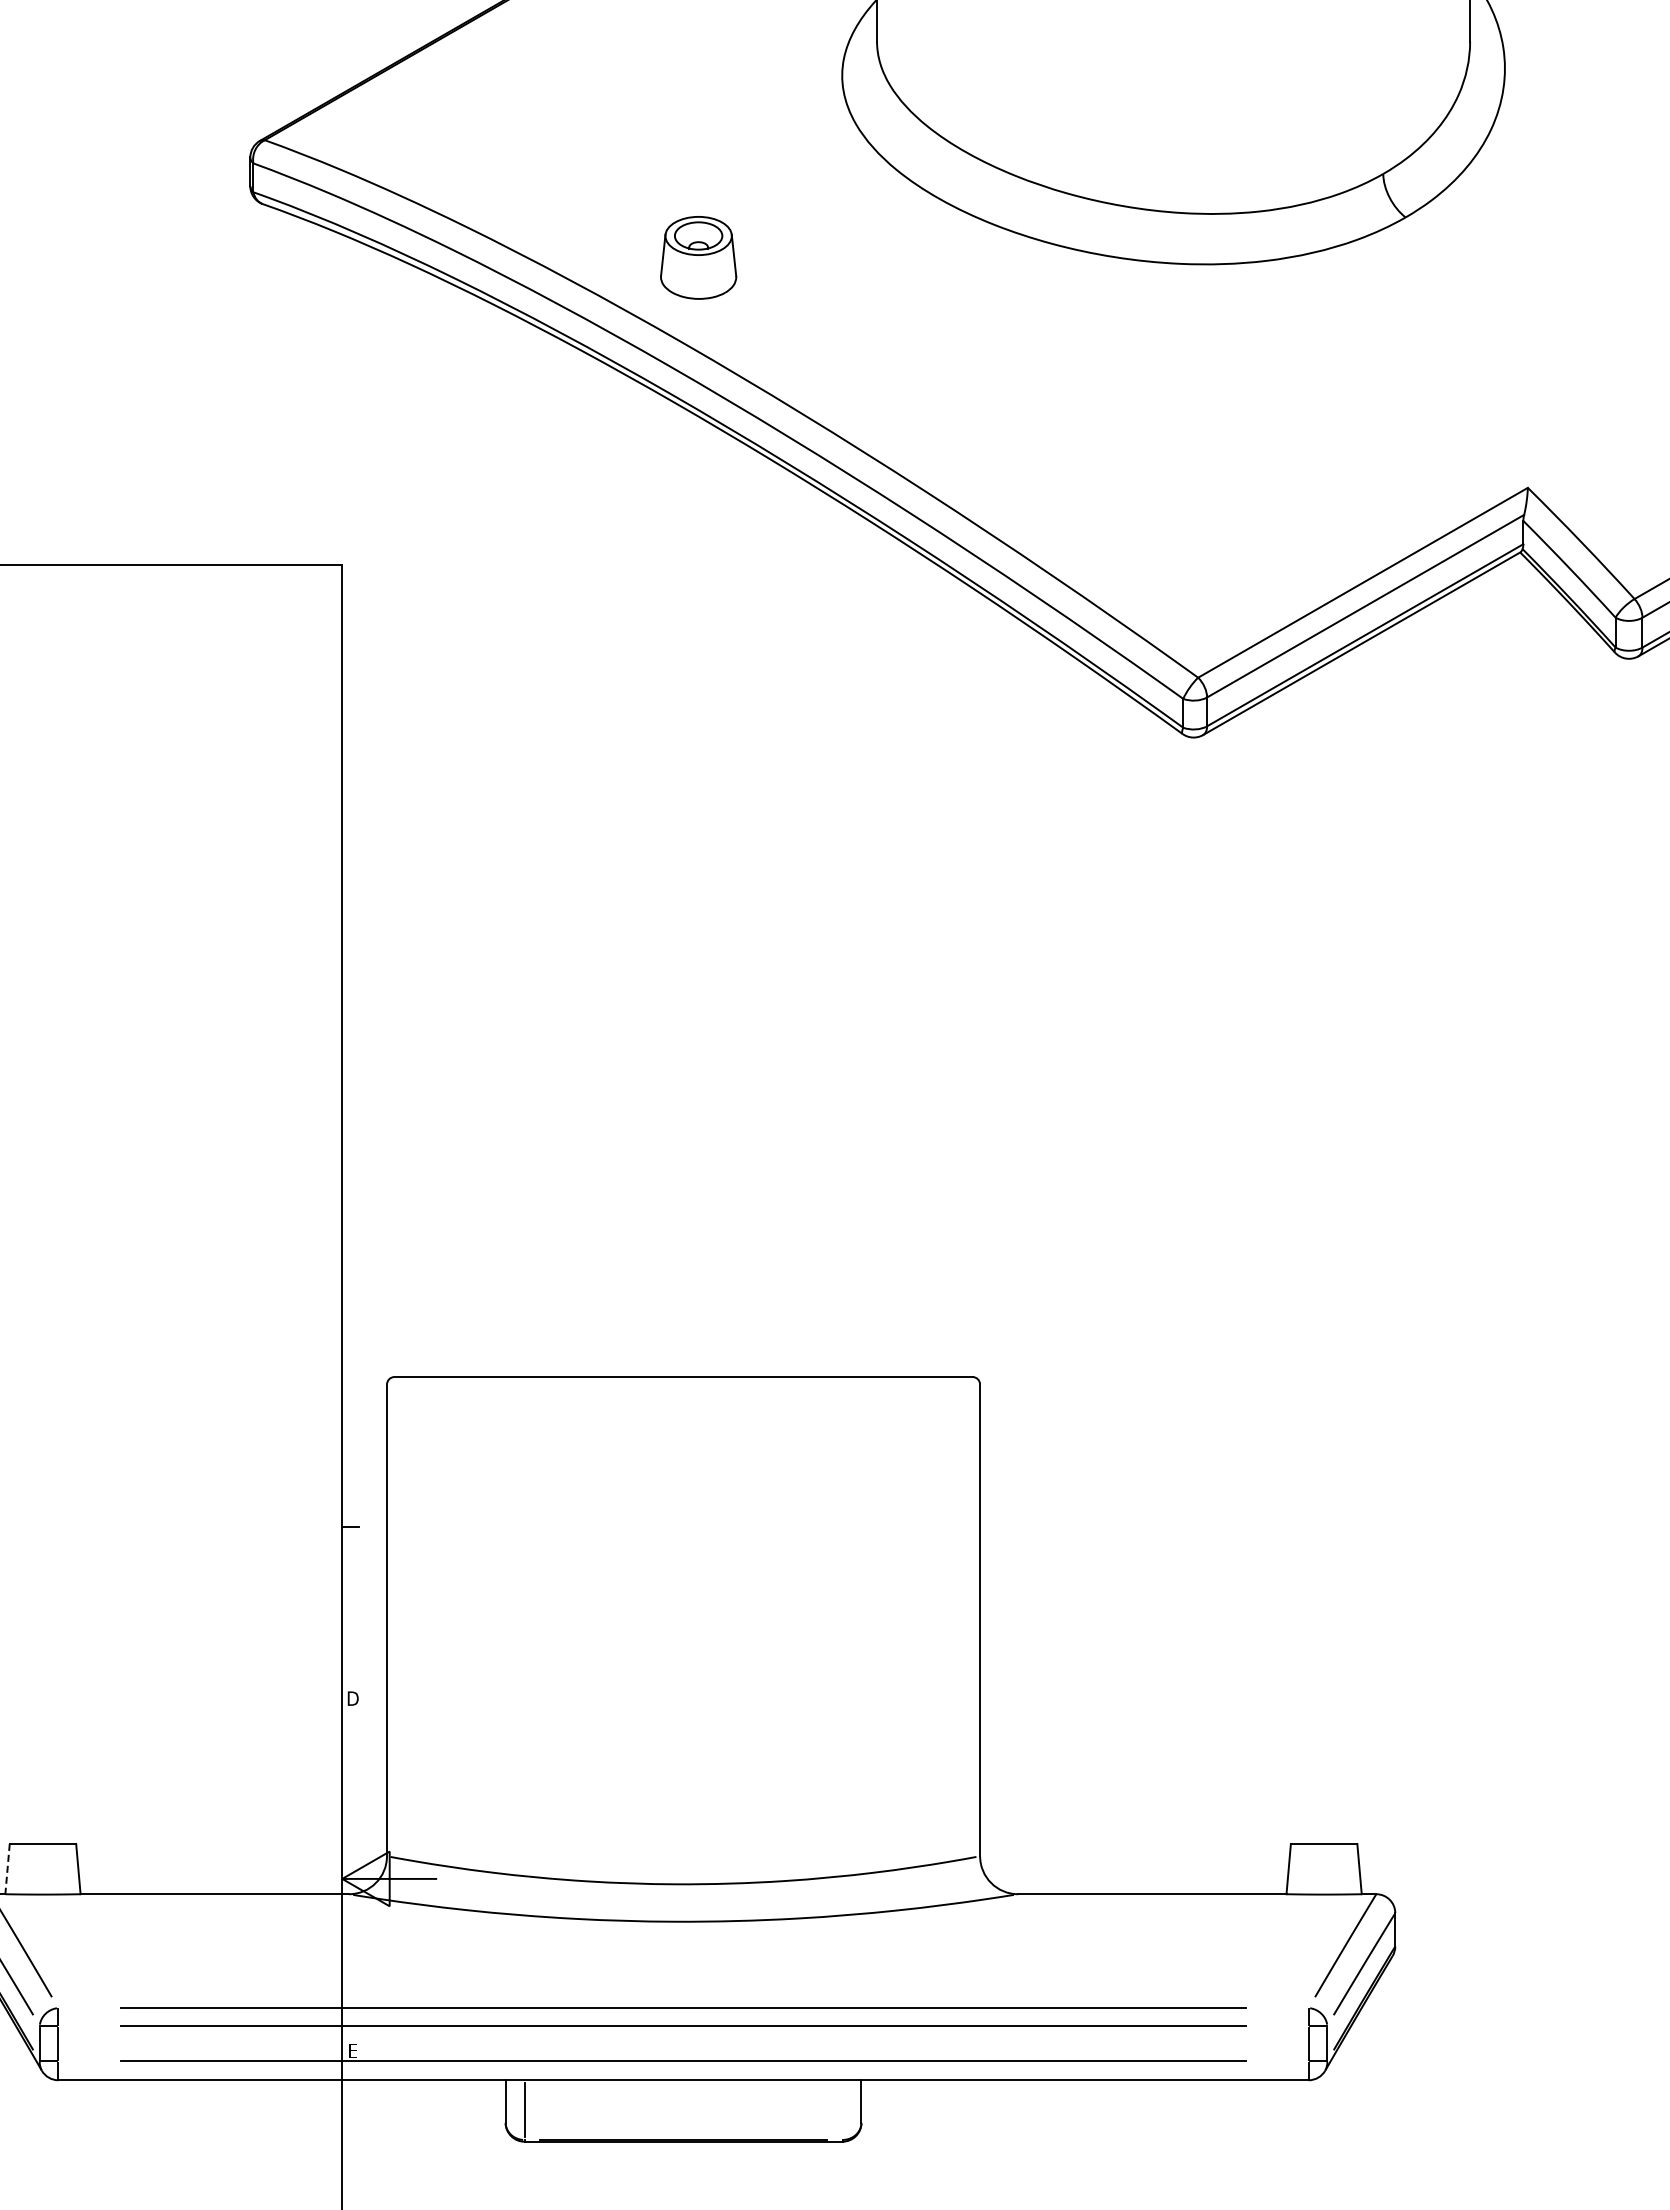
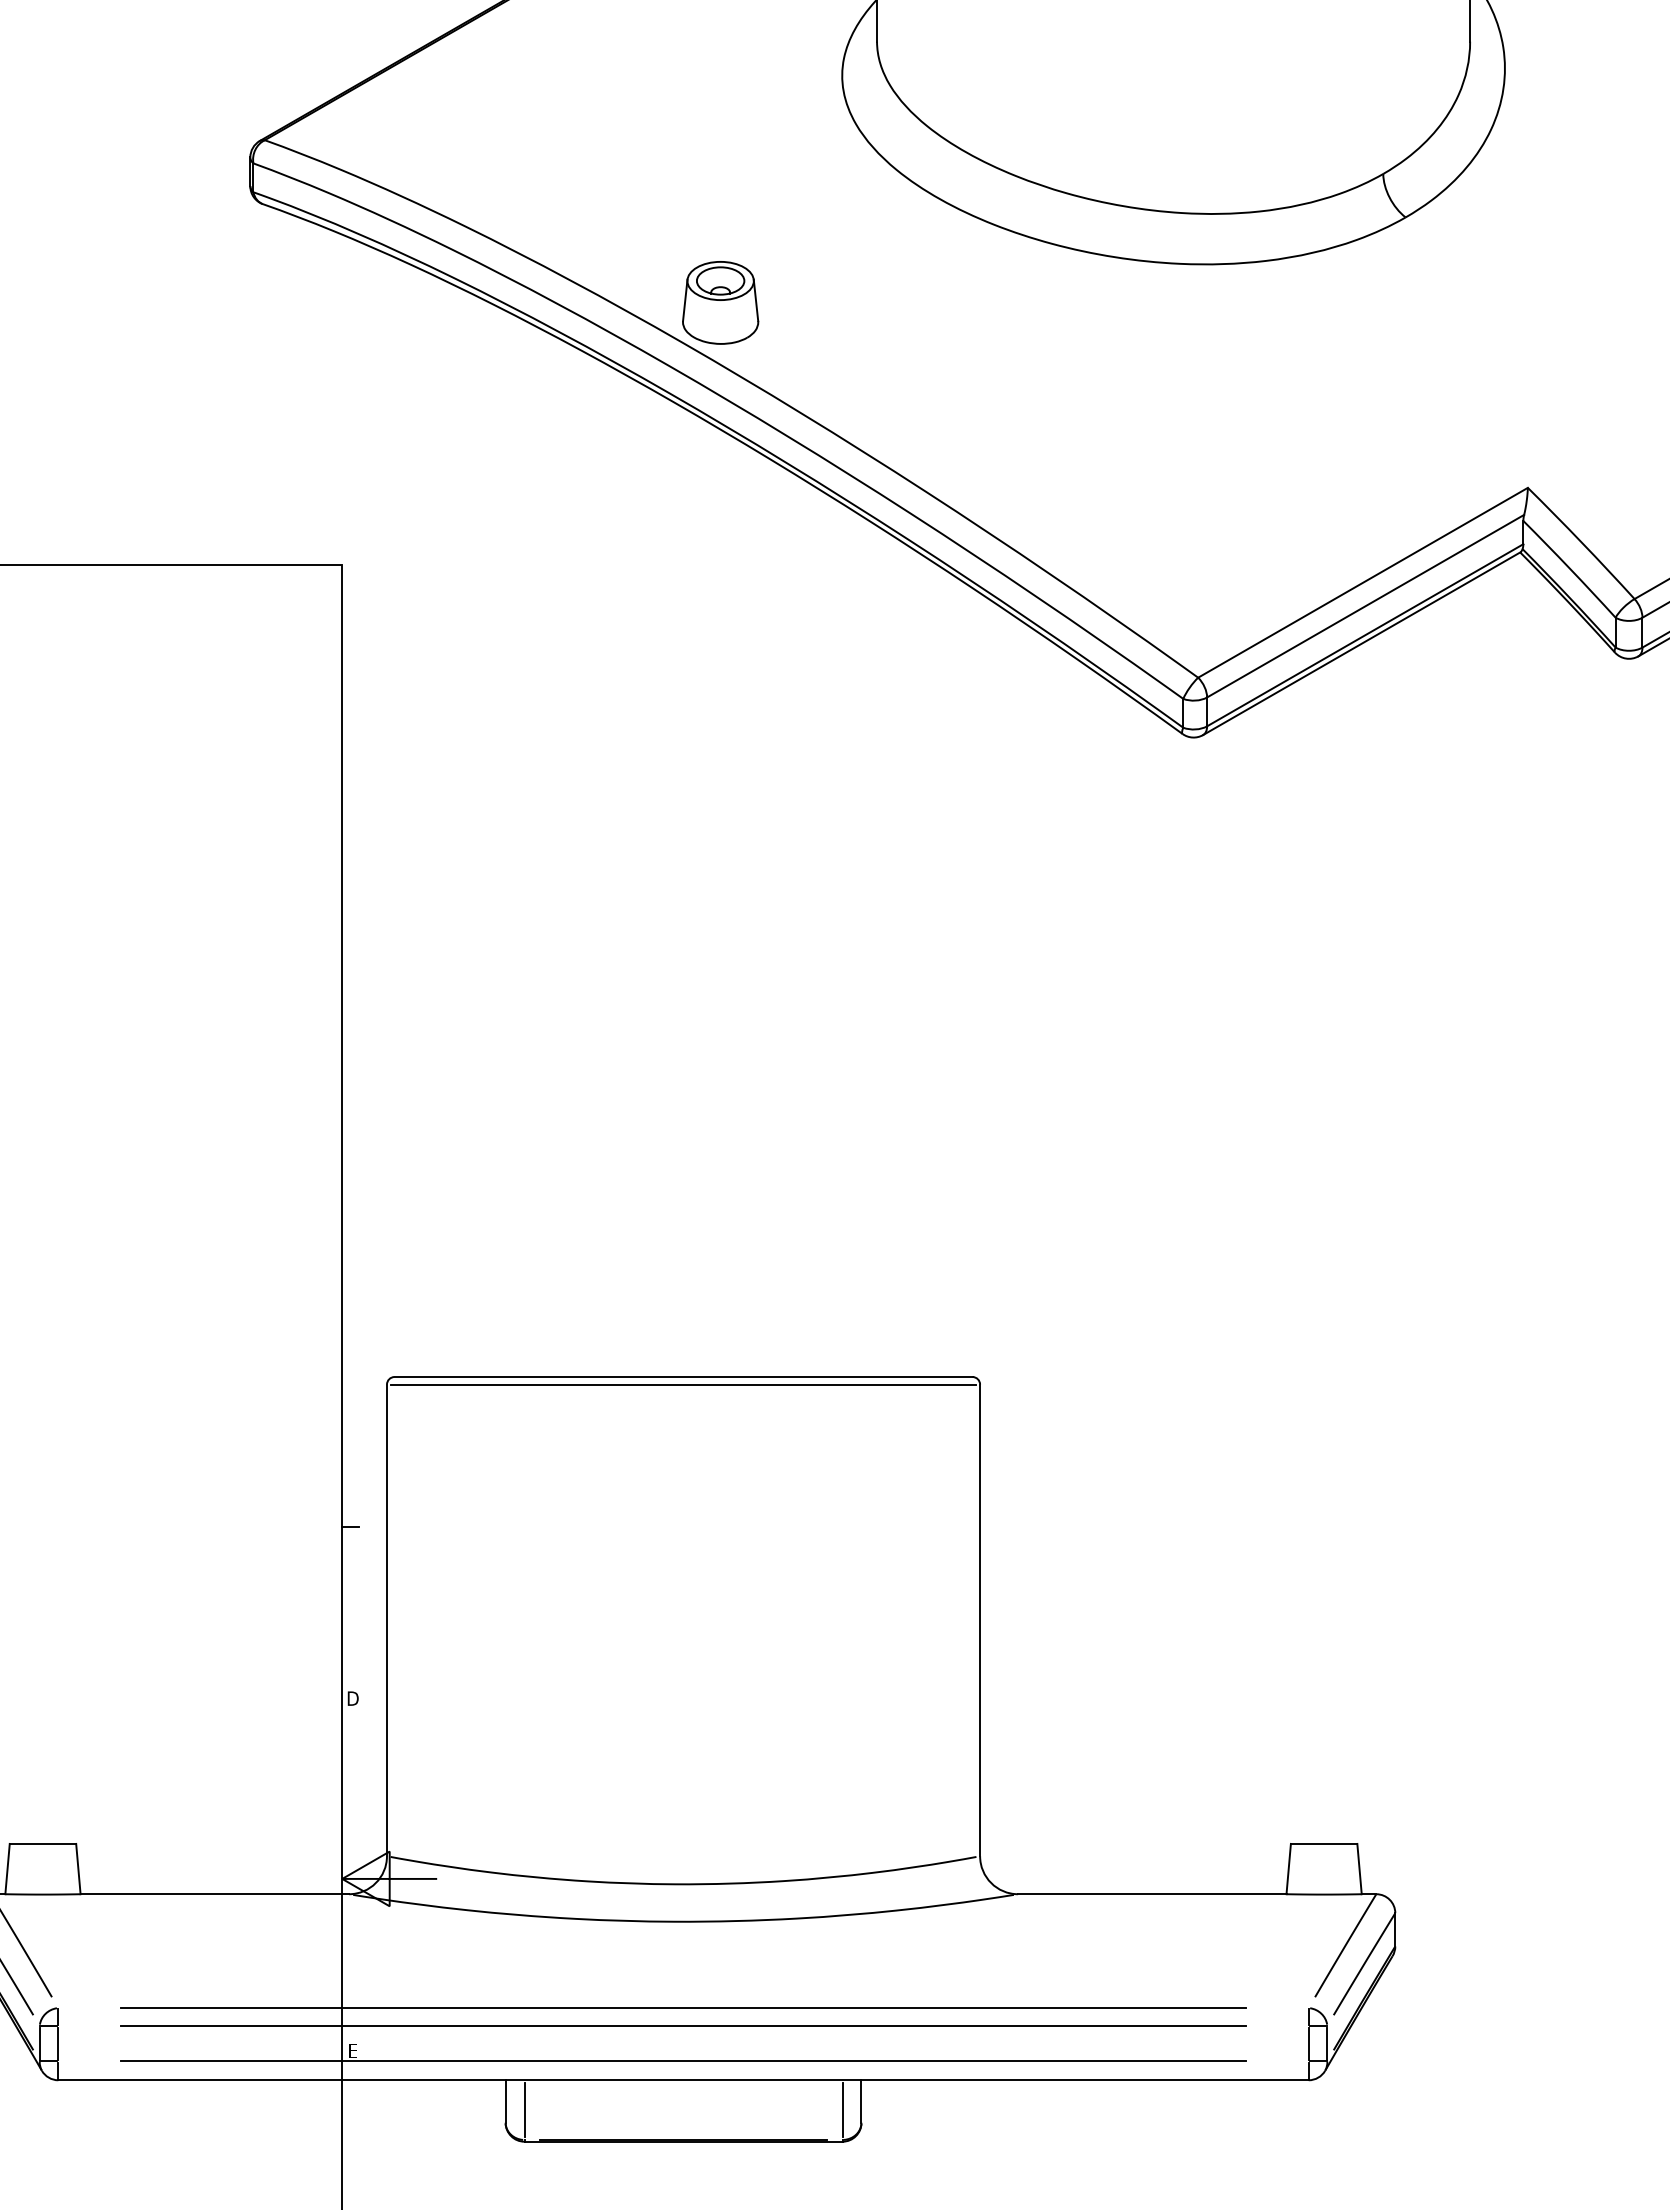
part position: (698, 257) -> (720, 302) (720, 302)
line: none -> present (683, 1384)
line: dashed -> solid (7, 1869)
line: none -> present (842, 2109)
